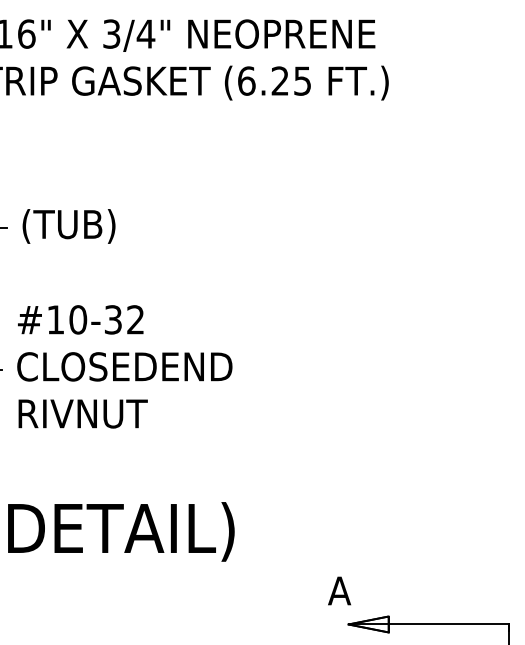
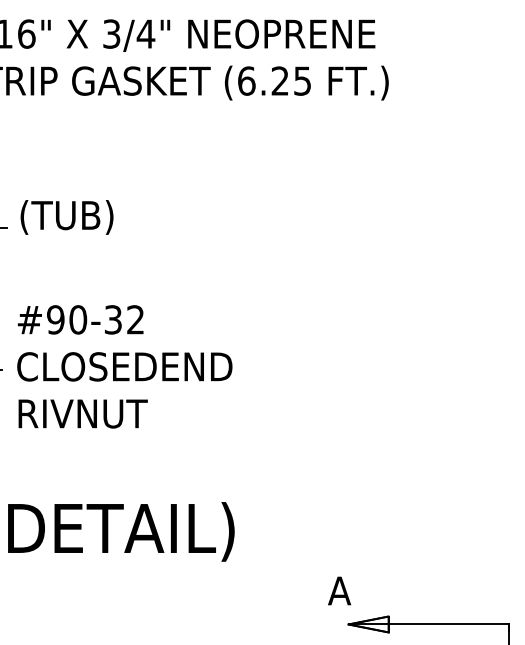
text position: (68, 226) -> (66, 217) (66, 217)
text: #10-32 -> #90-32 (55, 319)
